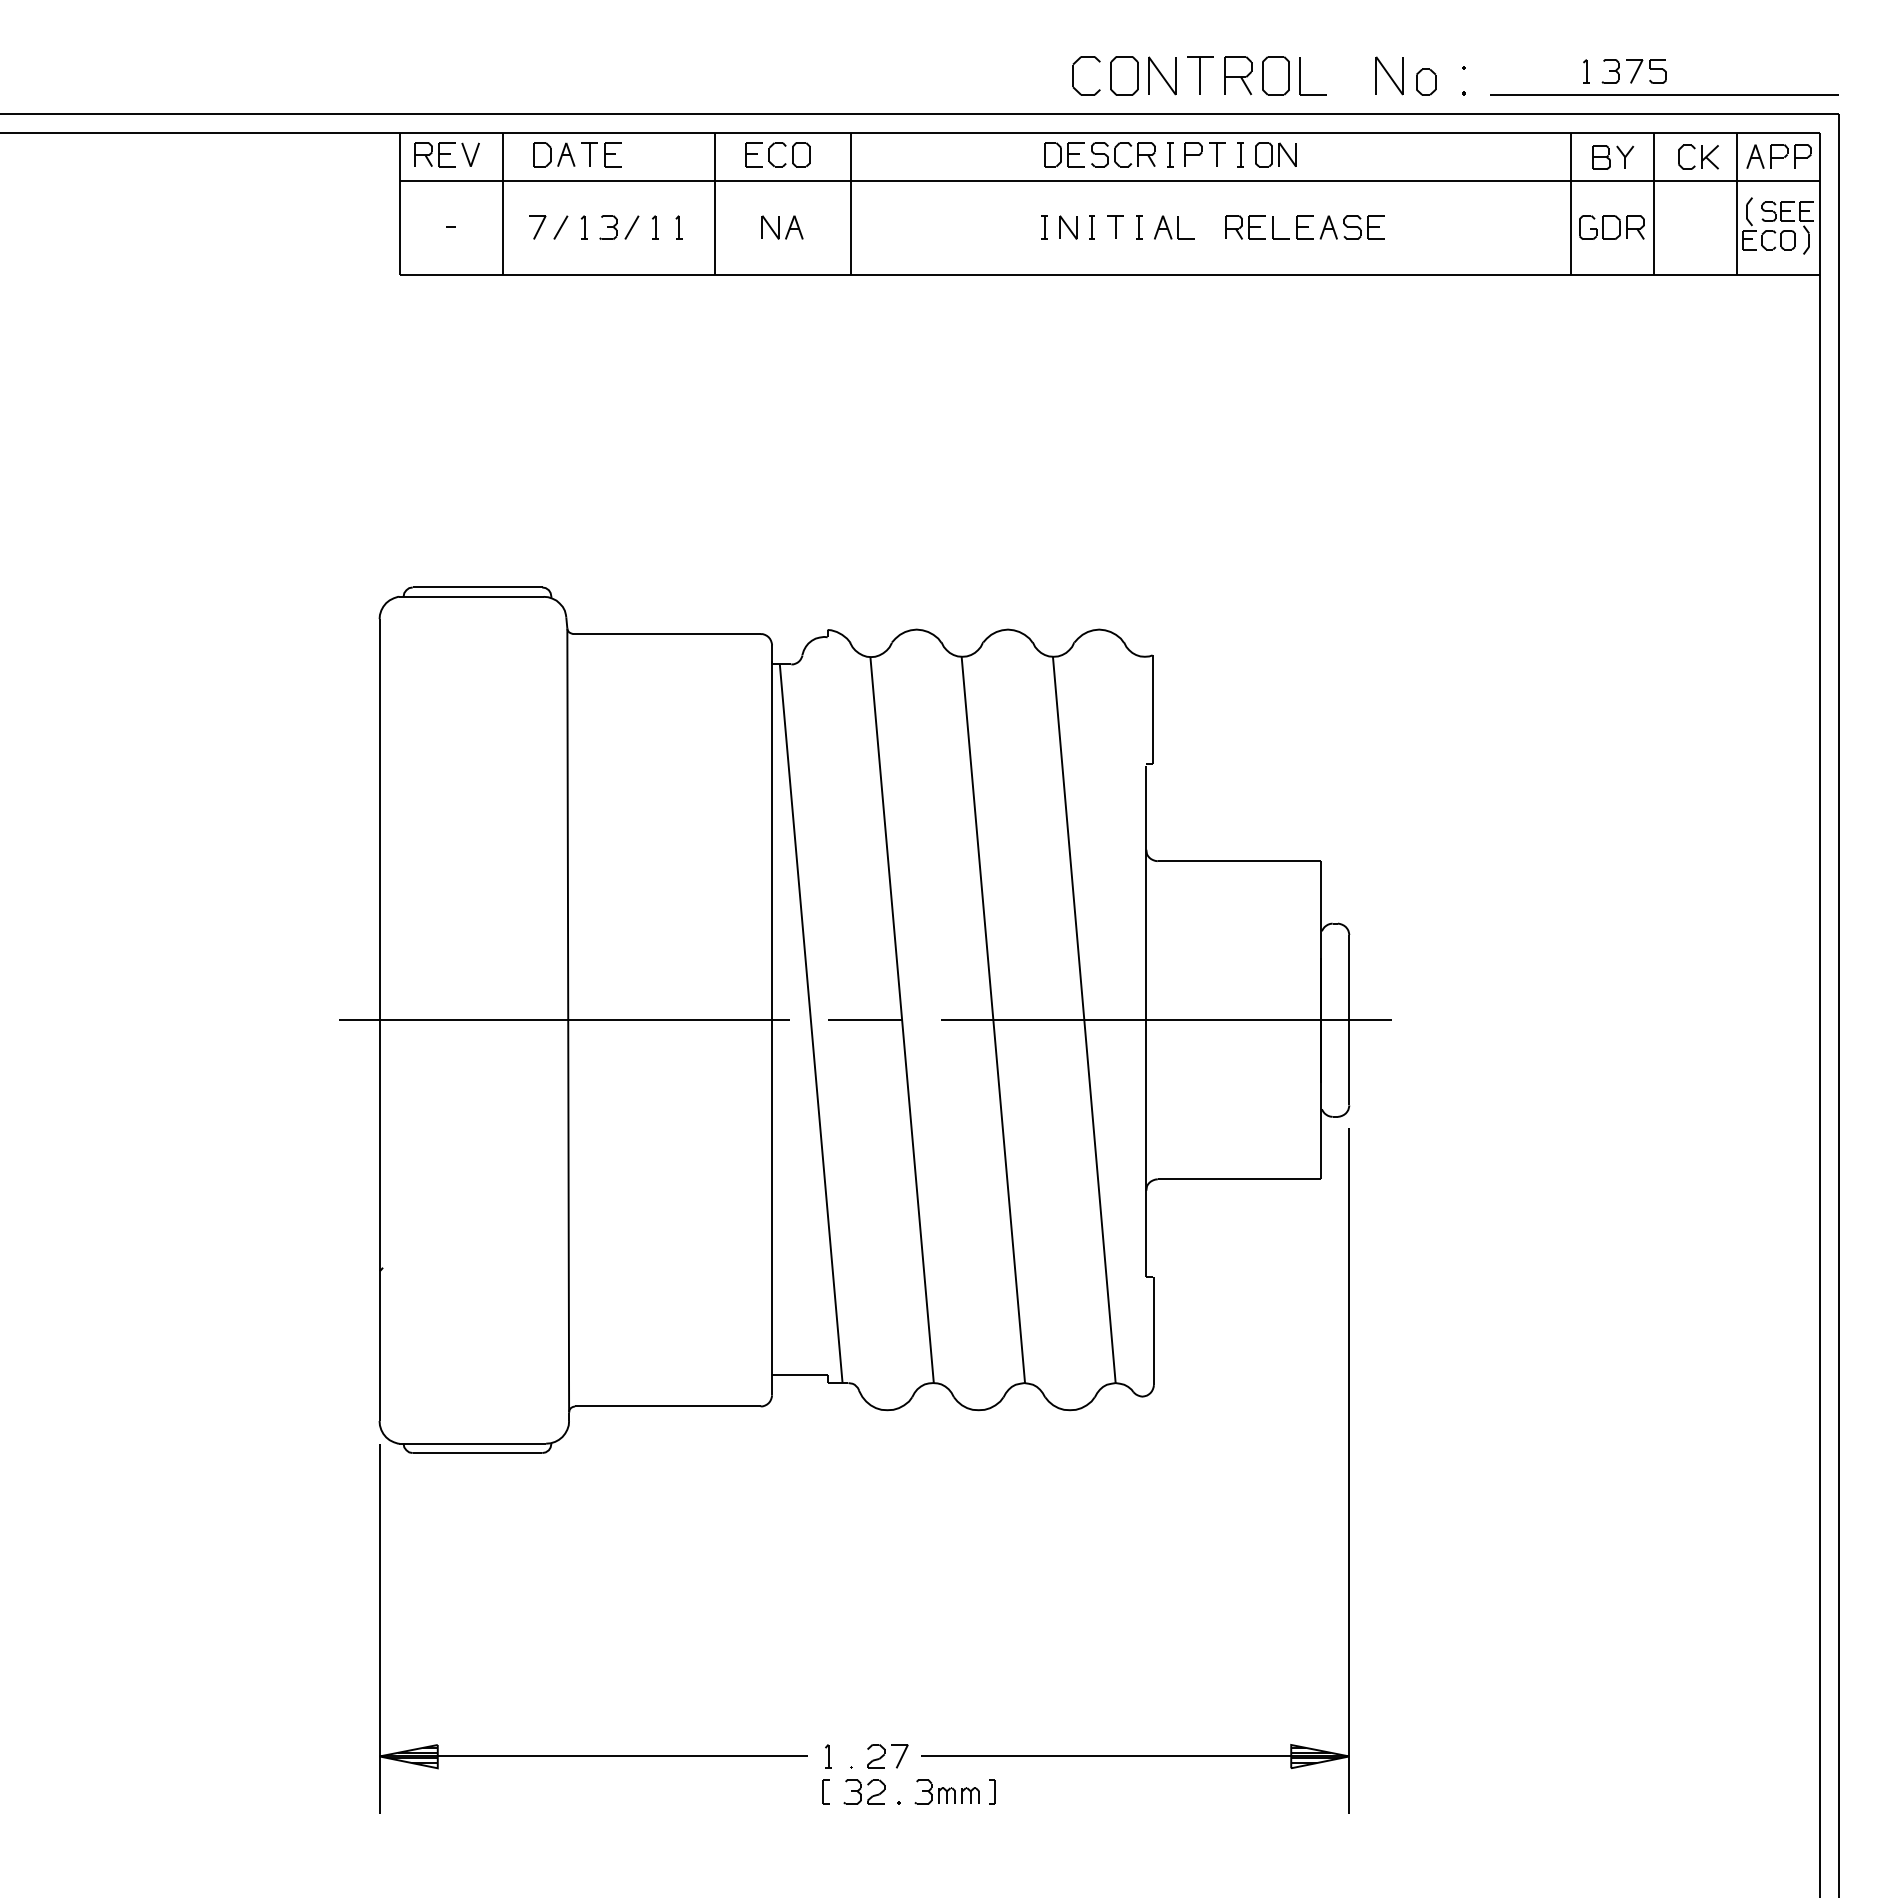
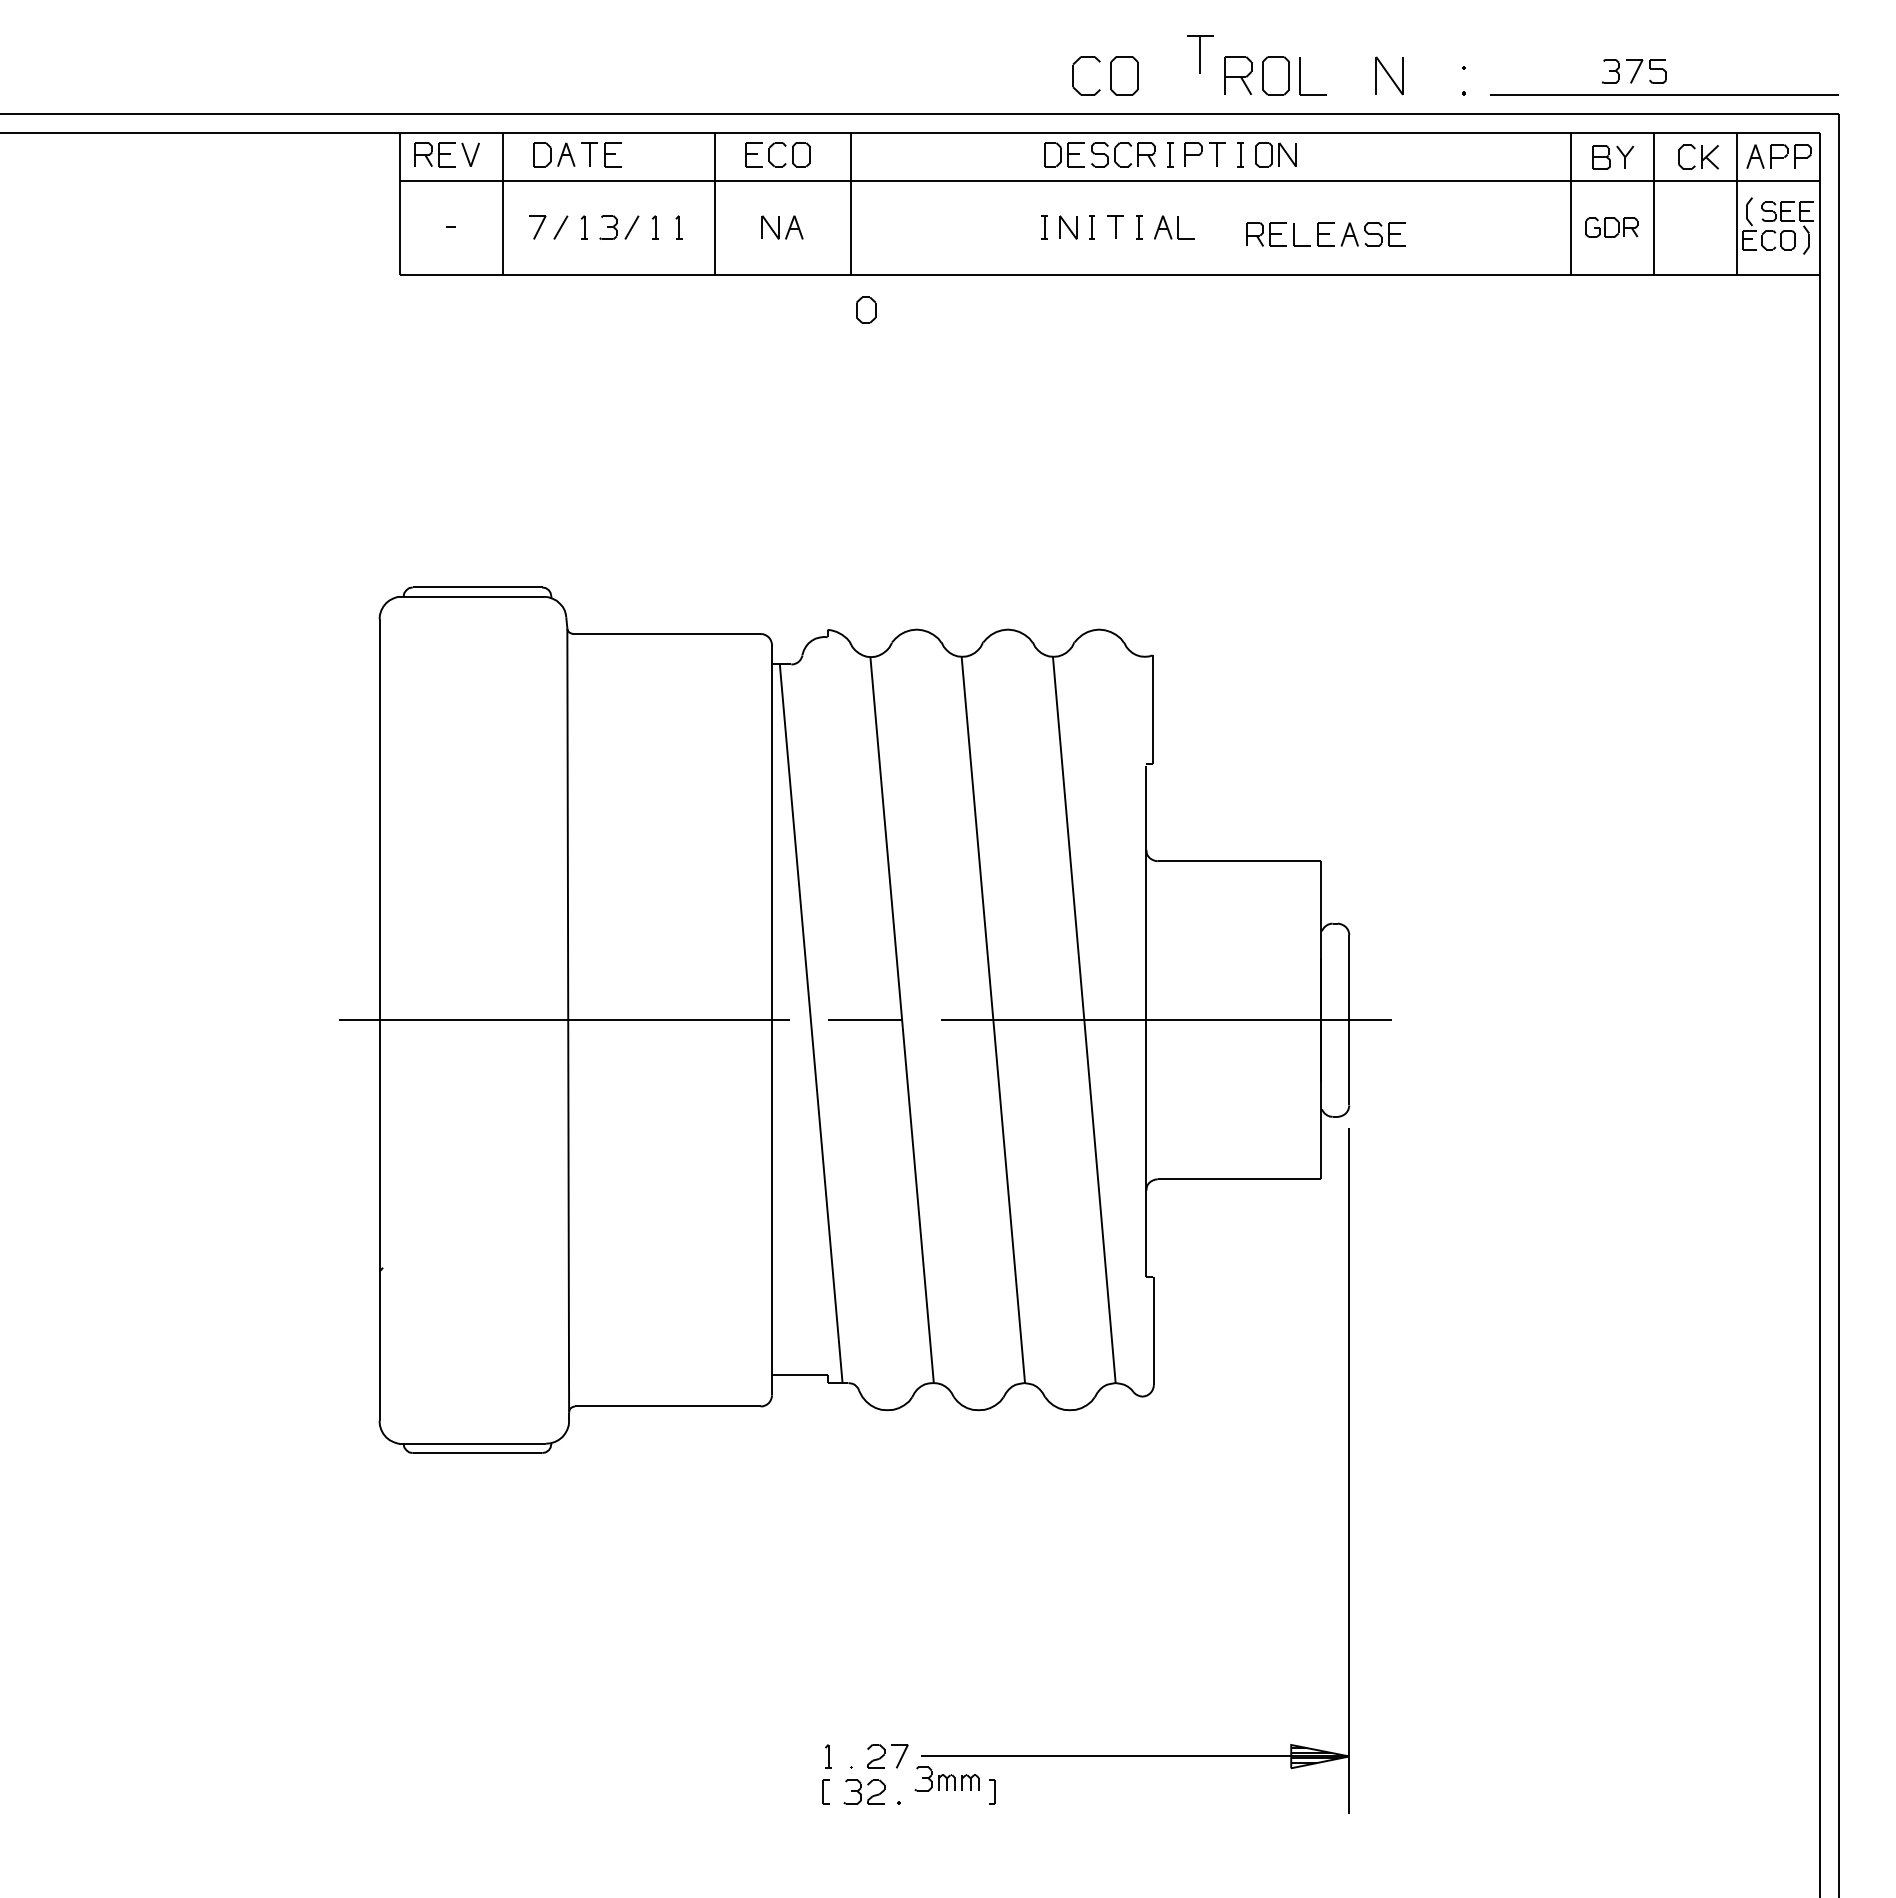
part: present -> none (1586, 71)
part: present -> none (1162, 75)
part position: (1200, 75) -> (1200, 54) (1200, 54)
part position: (1426, 81) -> (866, 309) (866, 309)
part position: (1304, 227) -> (1325, 234) (1325, 234)
part size: 66x25 px -> 54x21 px (1611, 227)
part: present -> none (593, 1755)
part position: (946, 1791) -> (946, 1778) (946, 1778)
